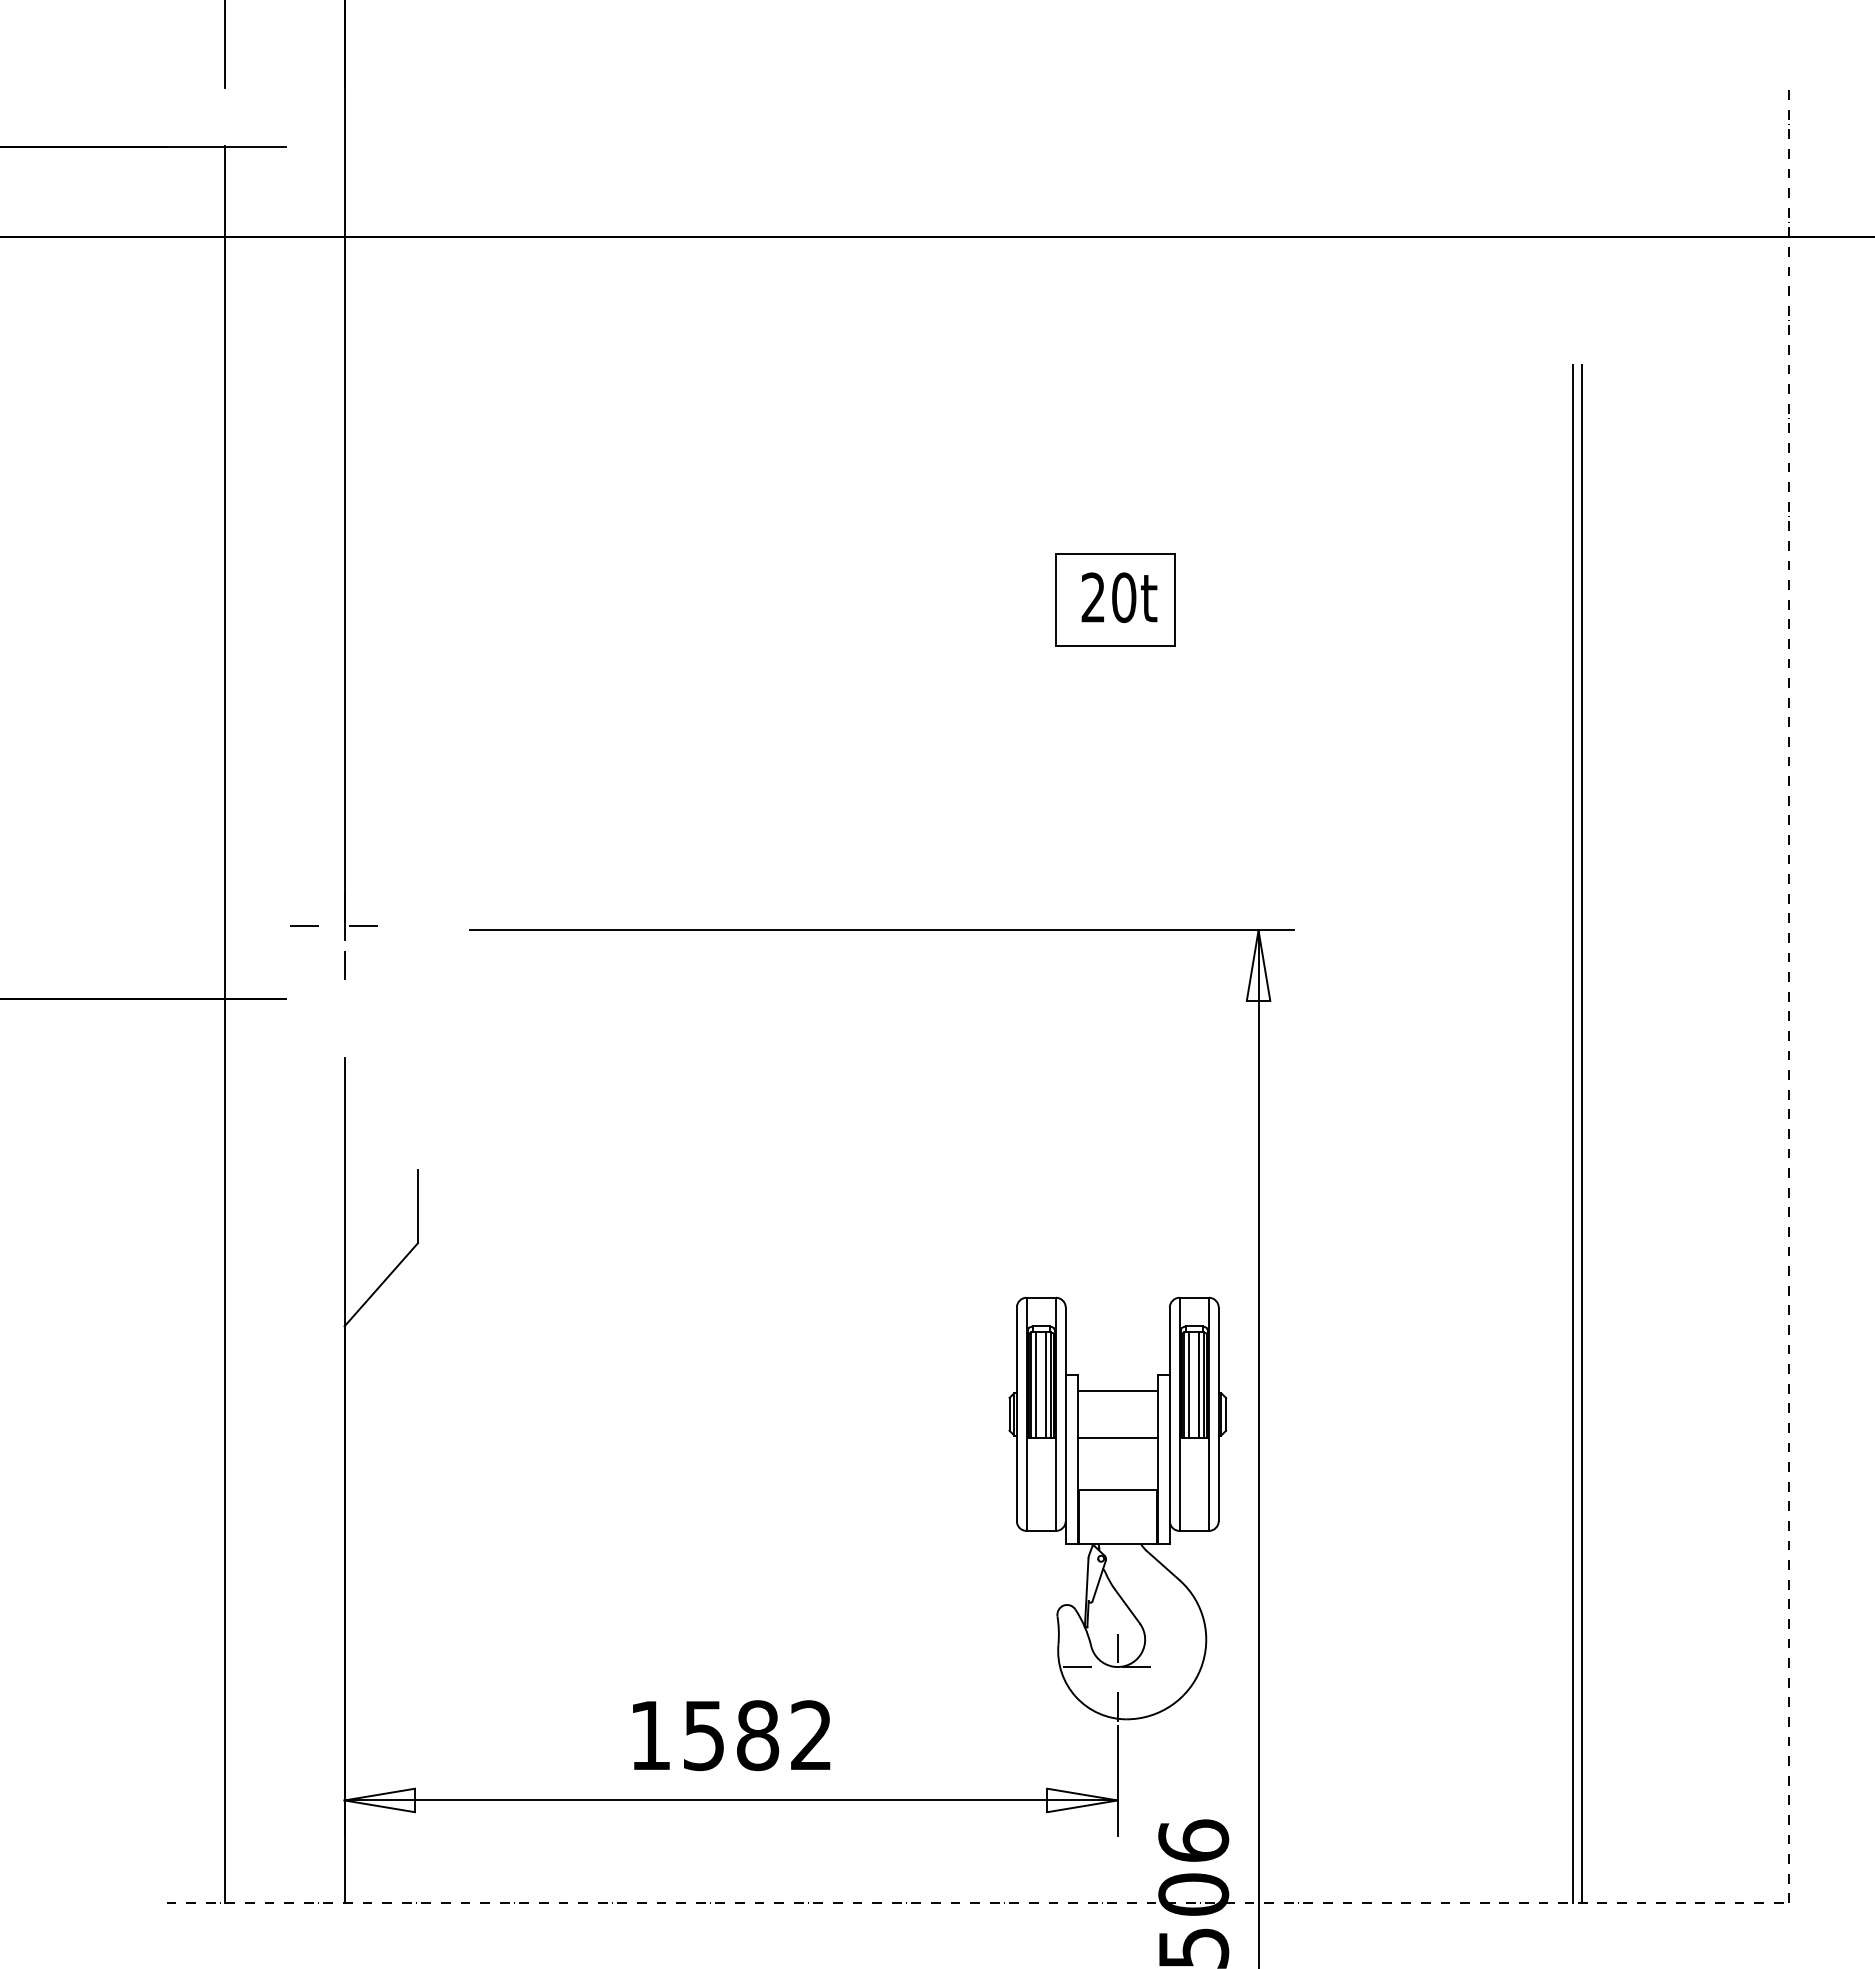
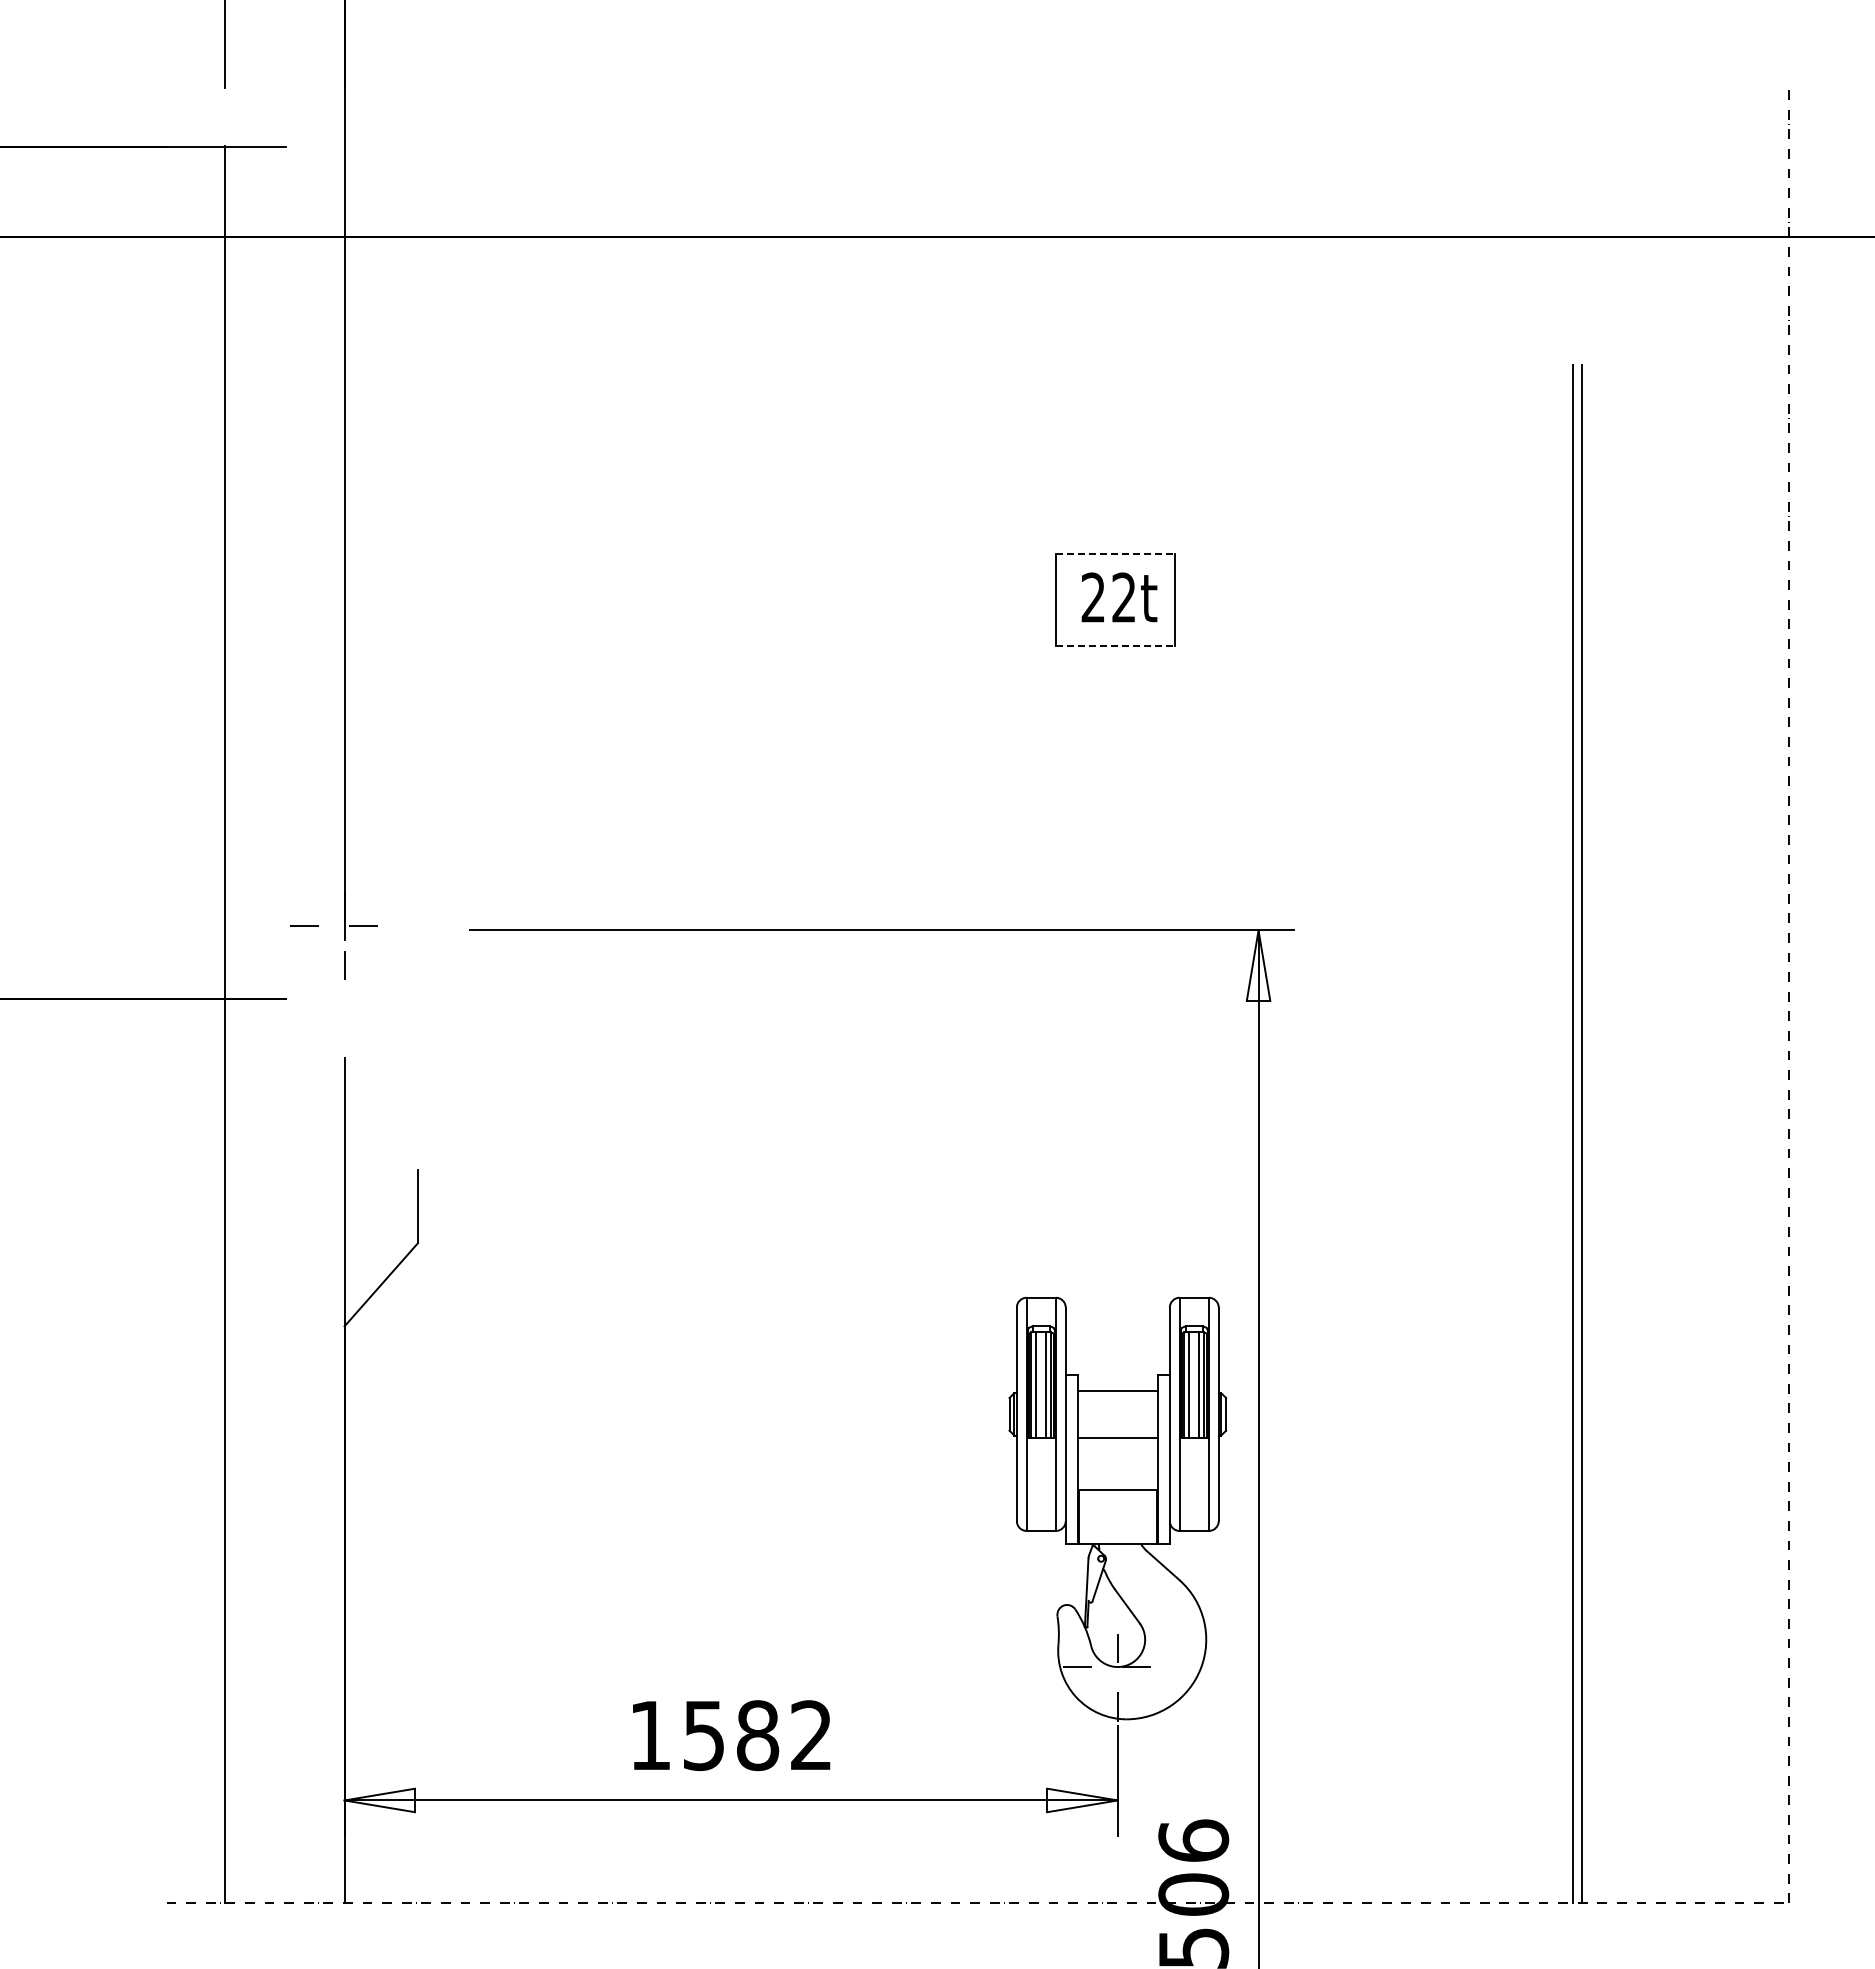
line: solid -> dashed (1115, 554)
text: 20t -> 22t (1124, 597)
line: solid -> dashed (1115, 645)
